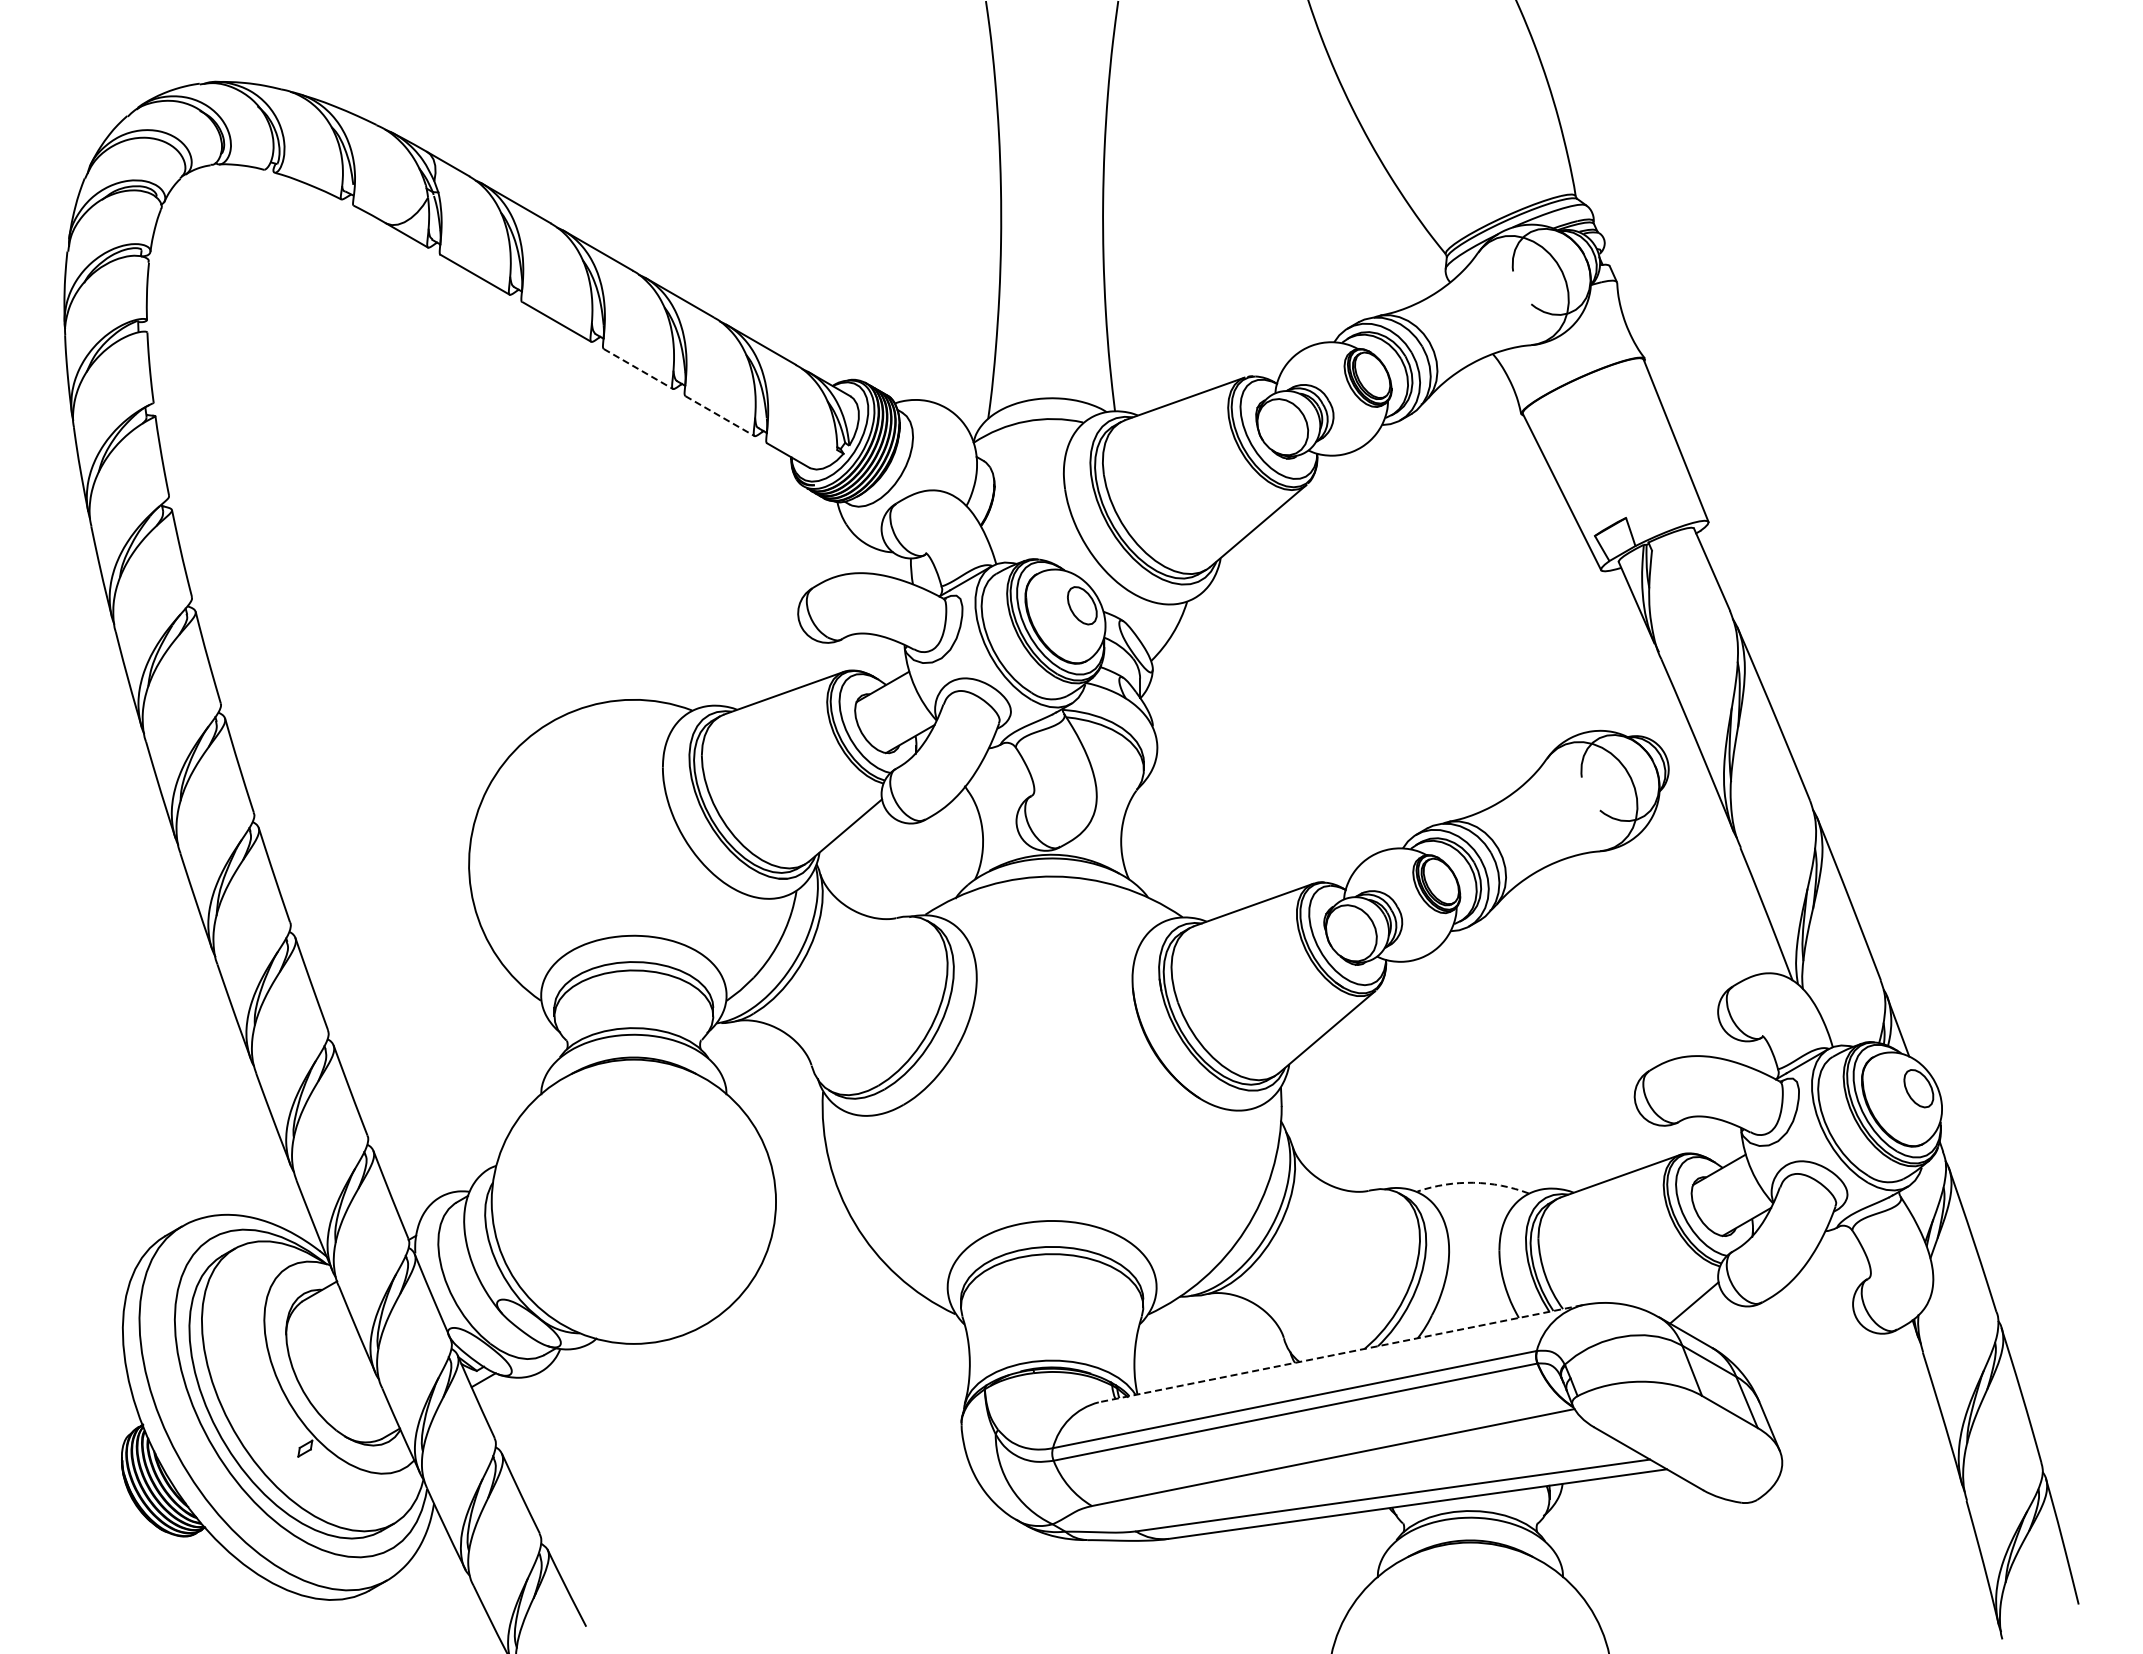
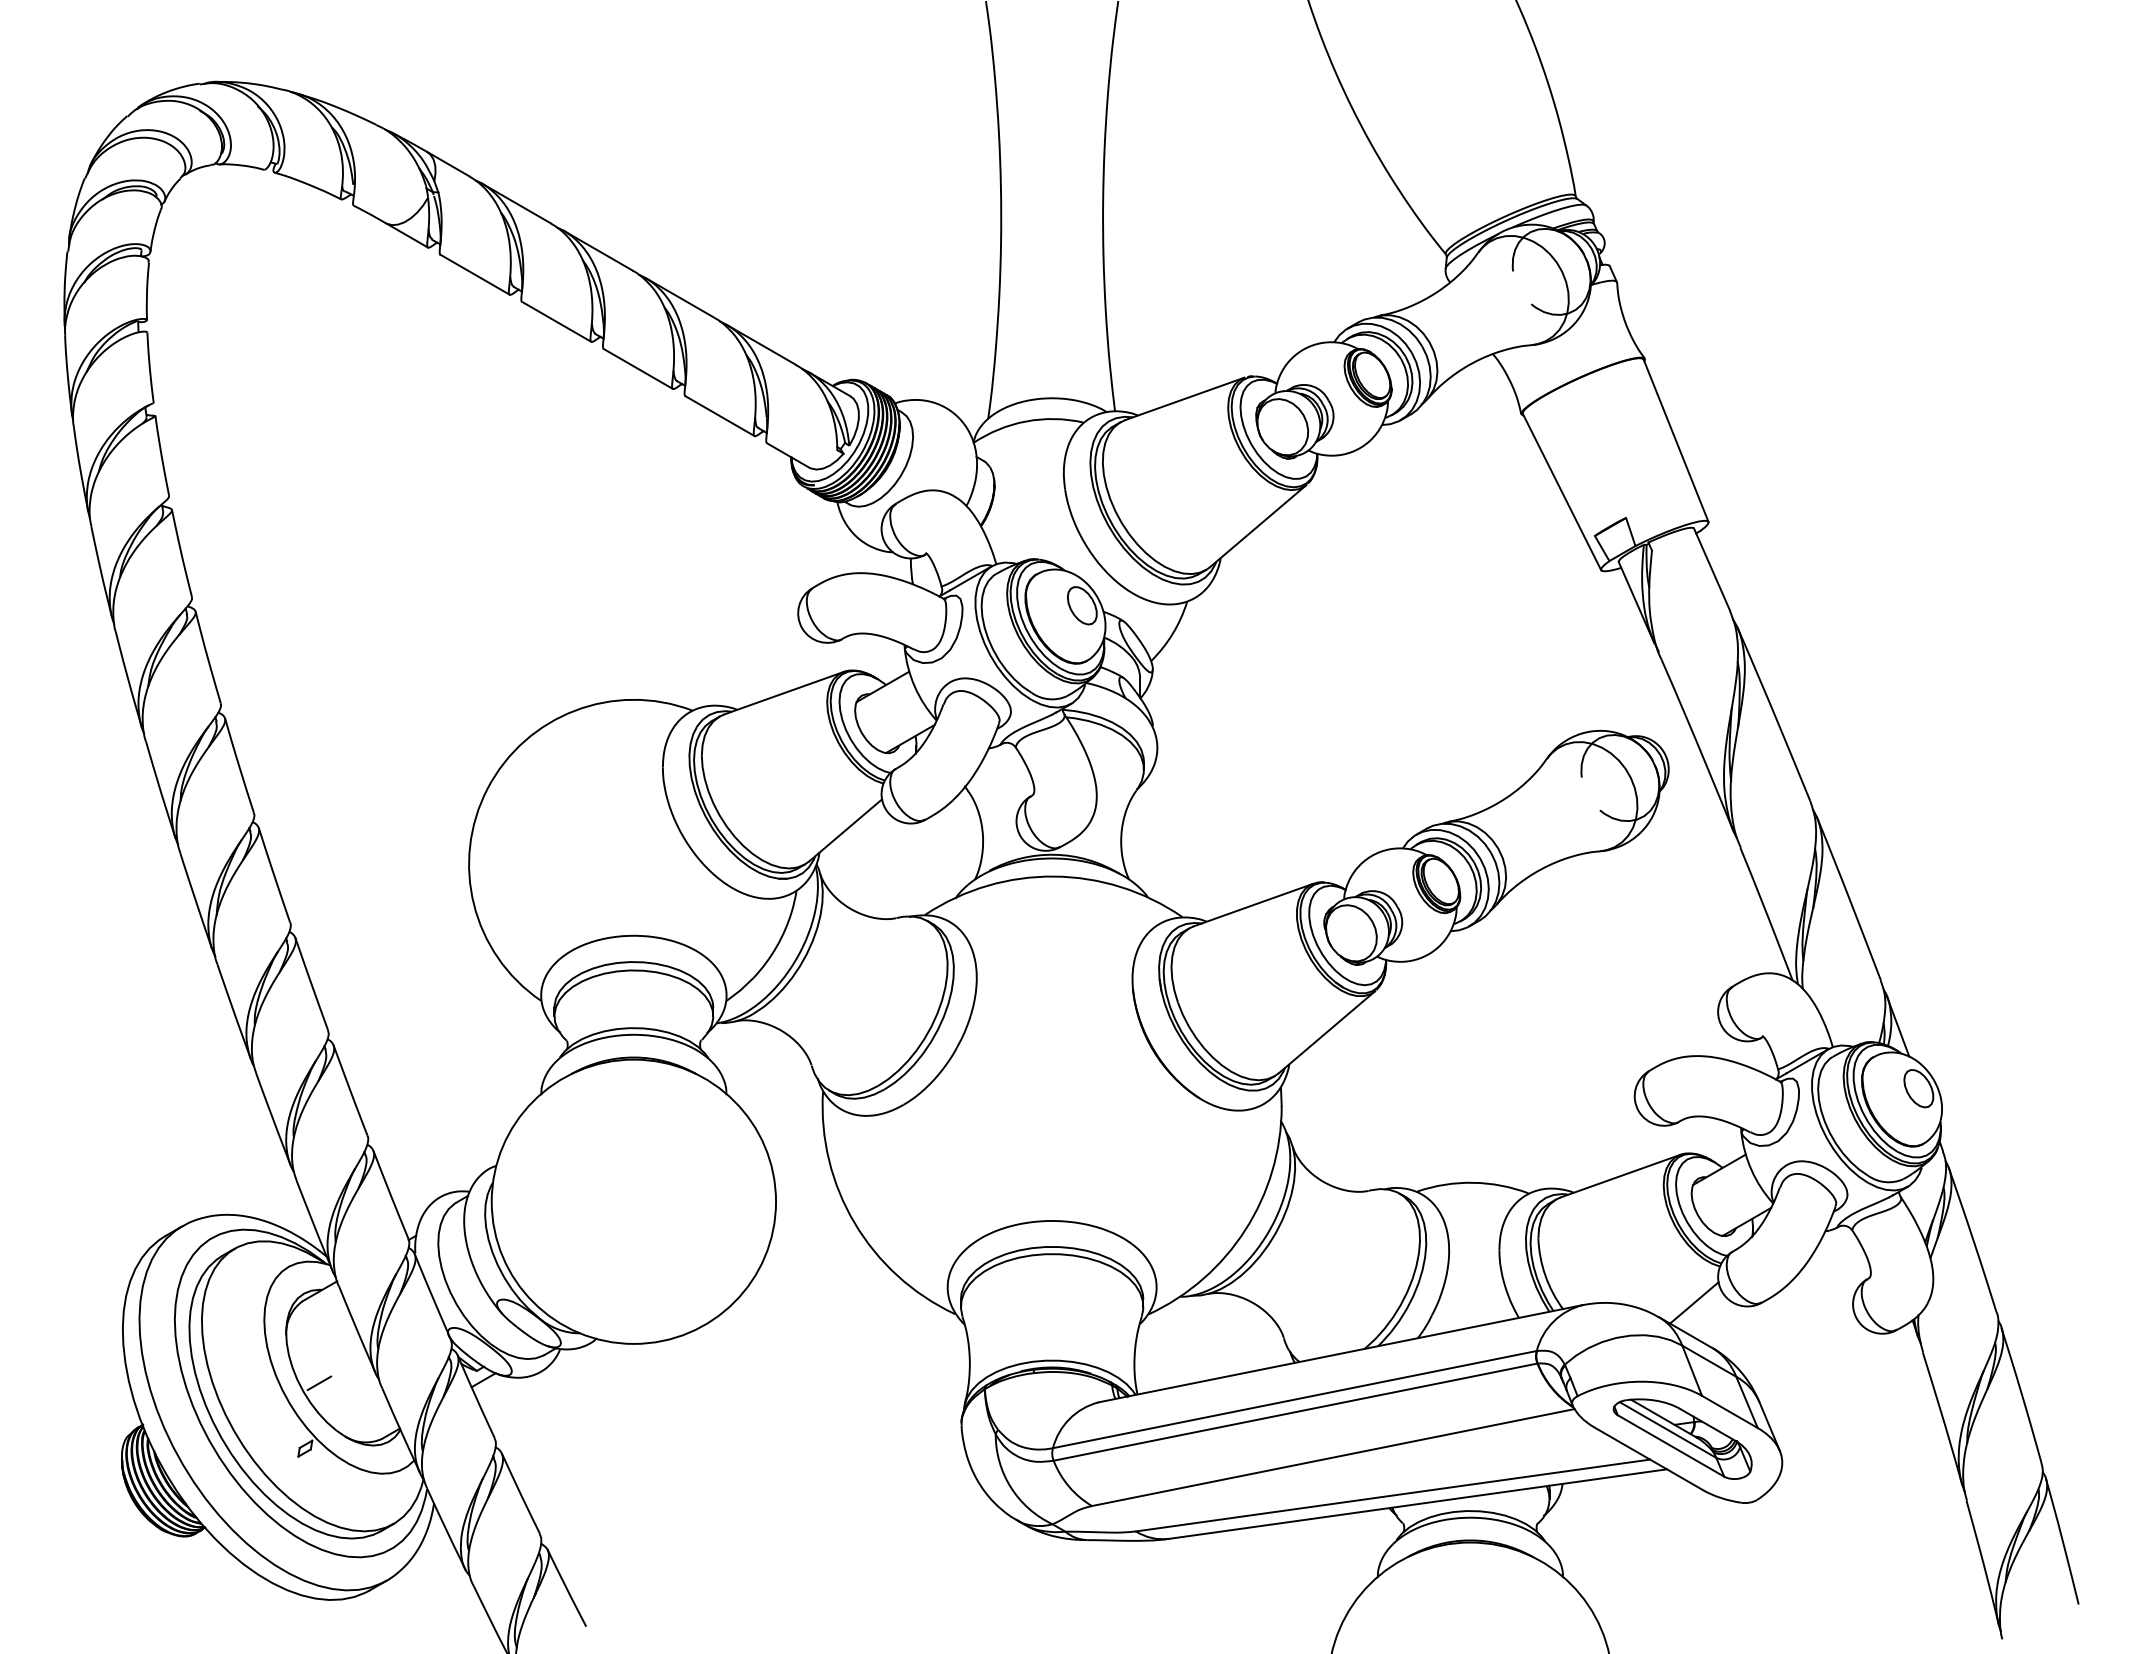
line: dashed -> solid (638, 368)
line: dashed -> solid (719, 416)
arc: dashed -> solid (1473, 1182)
line: dashed -> solid (1340, 1353)
line: none -> present (318, 1383)
part: none -> present (1682, 1438)
